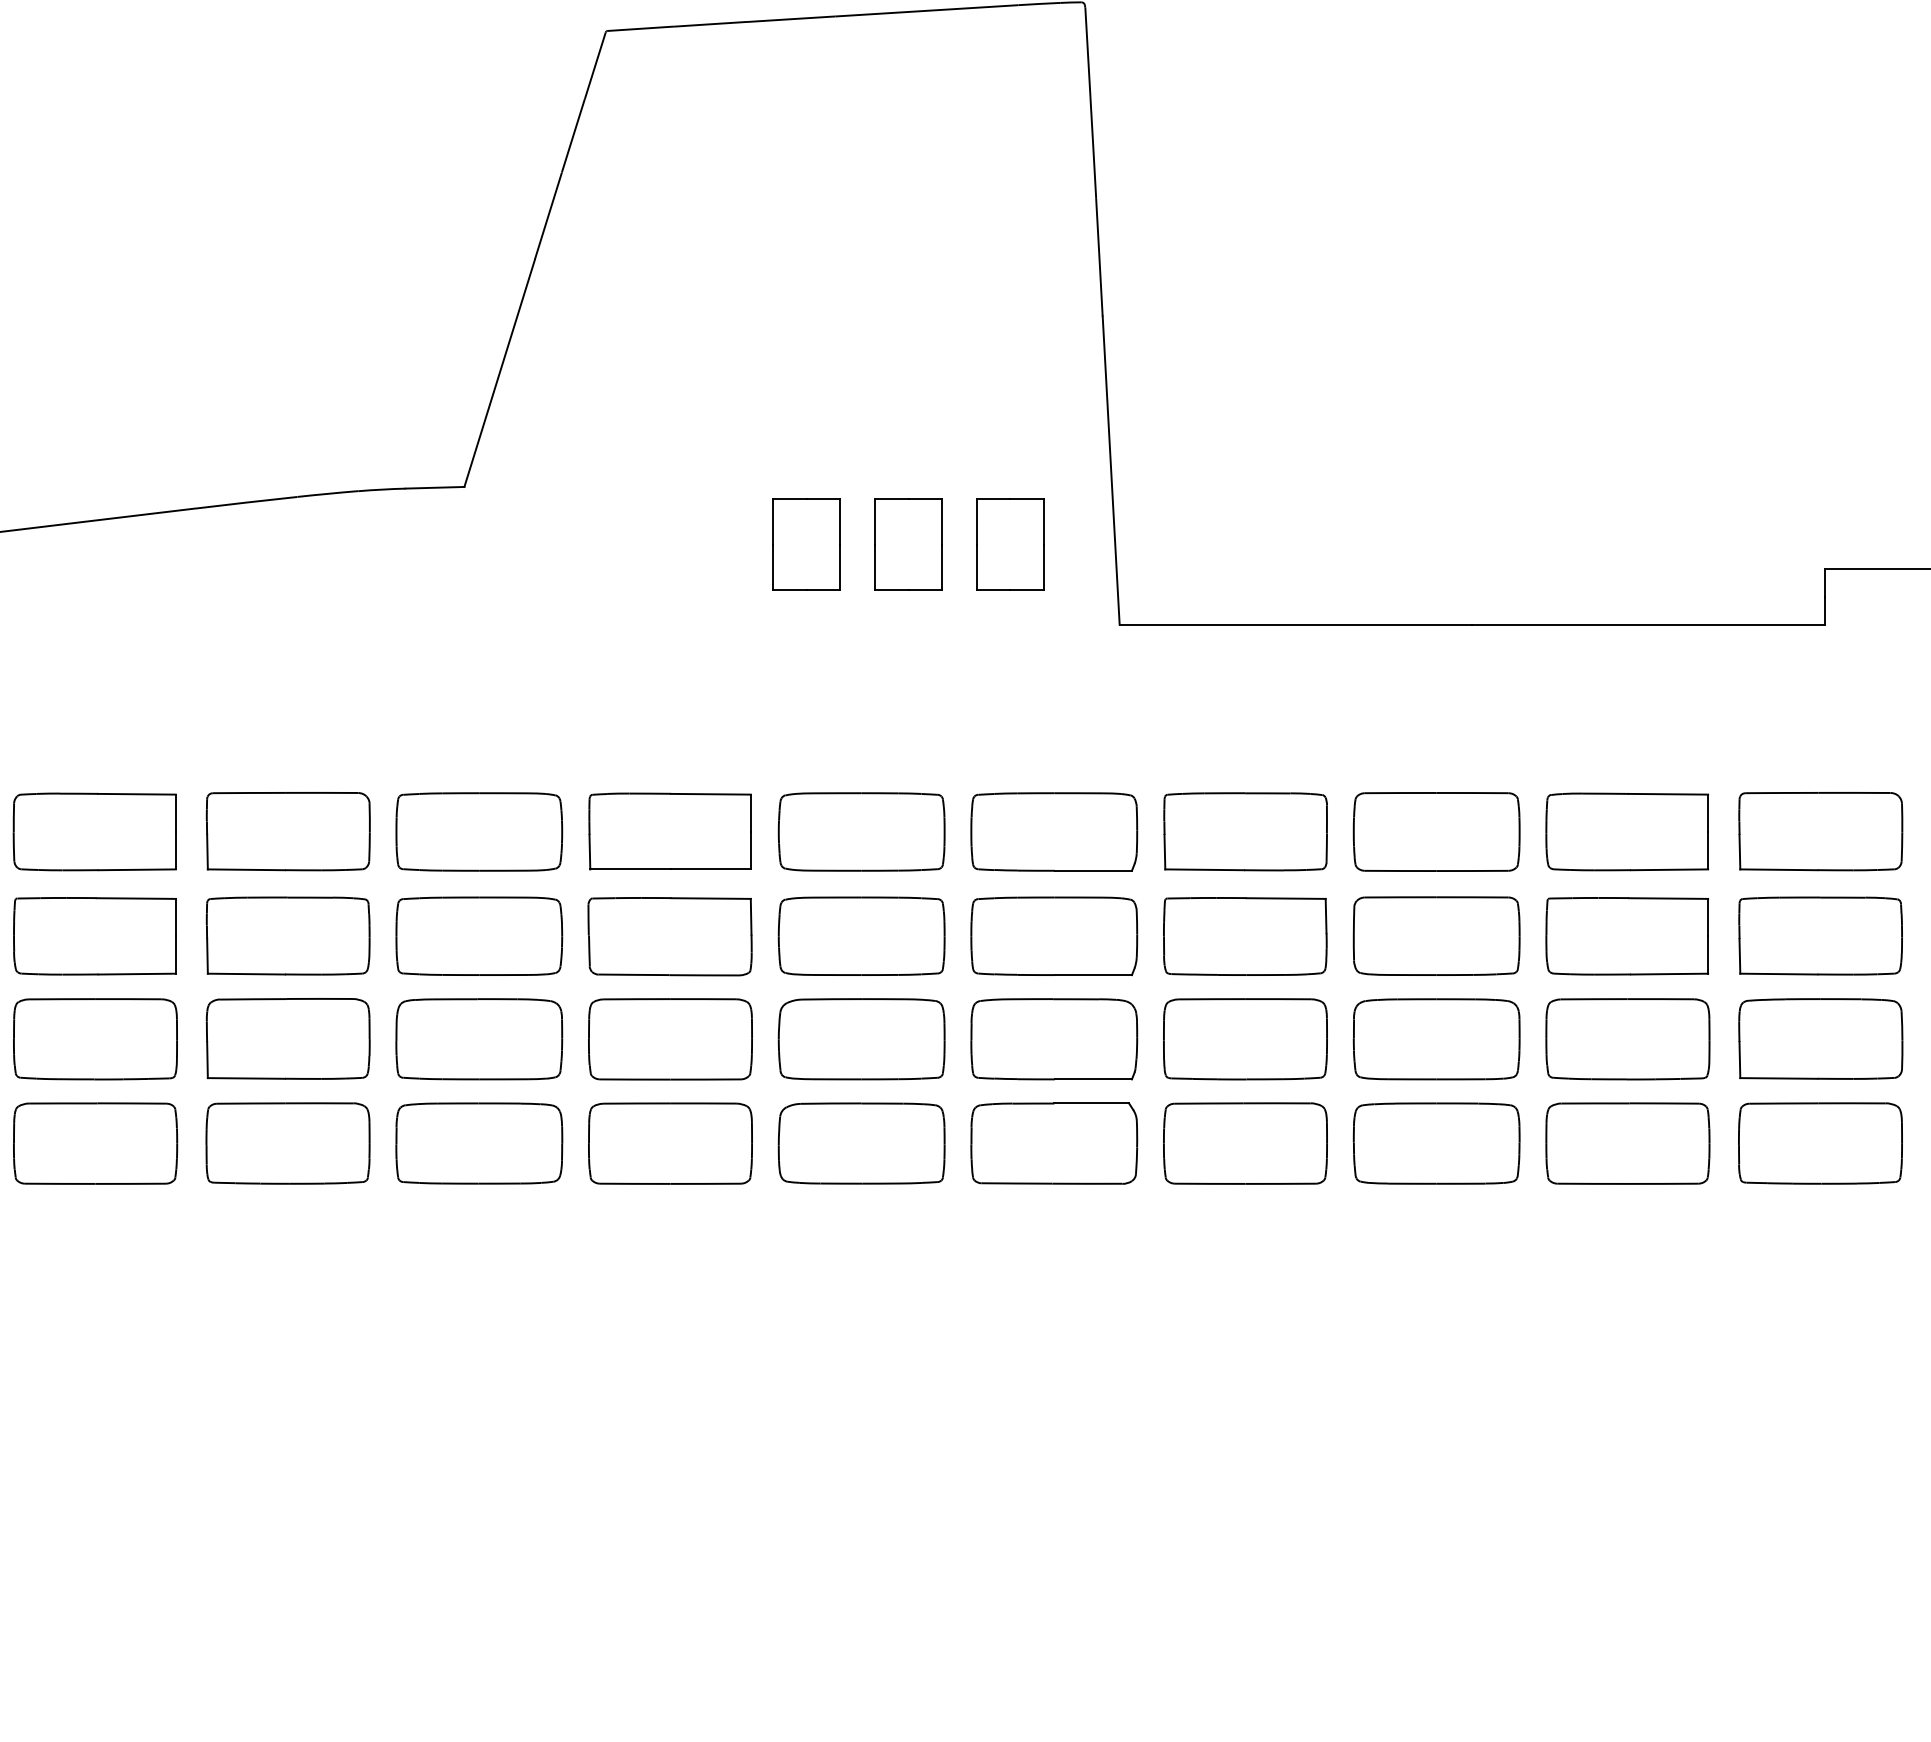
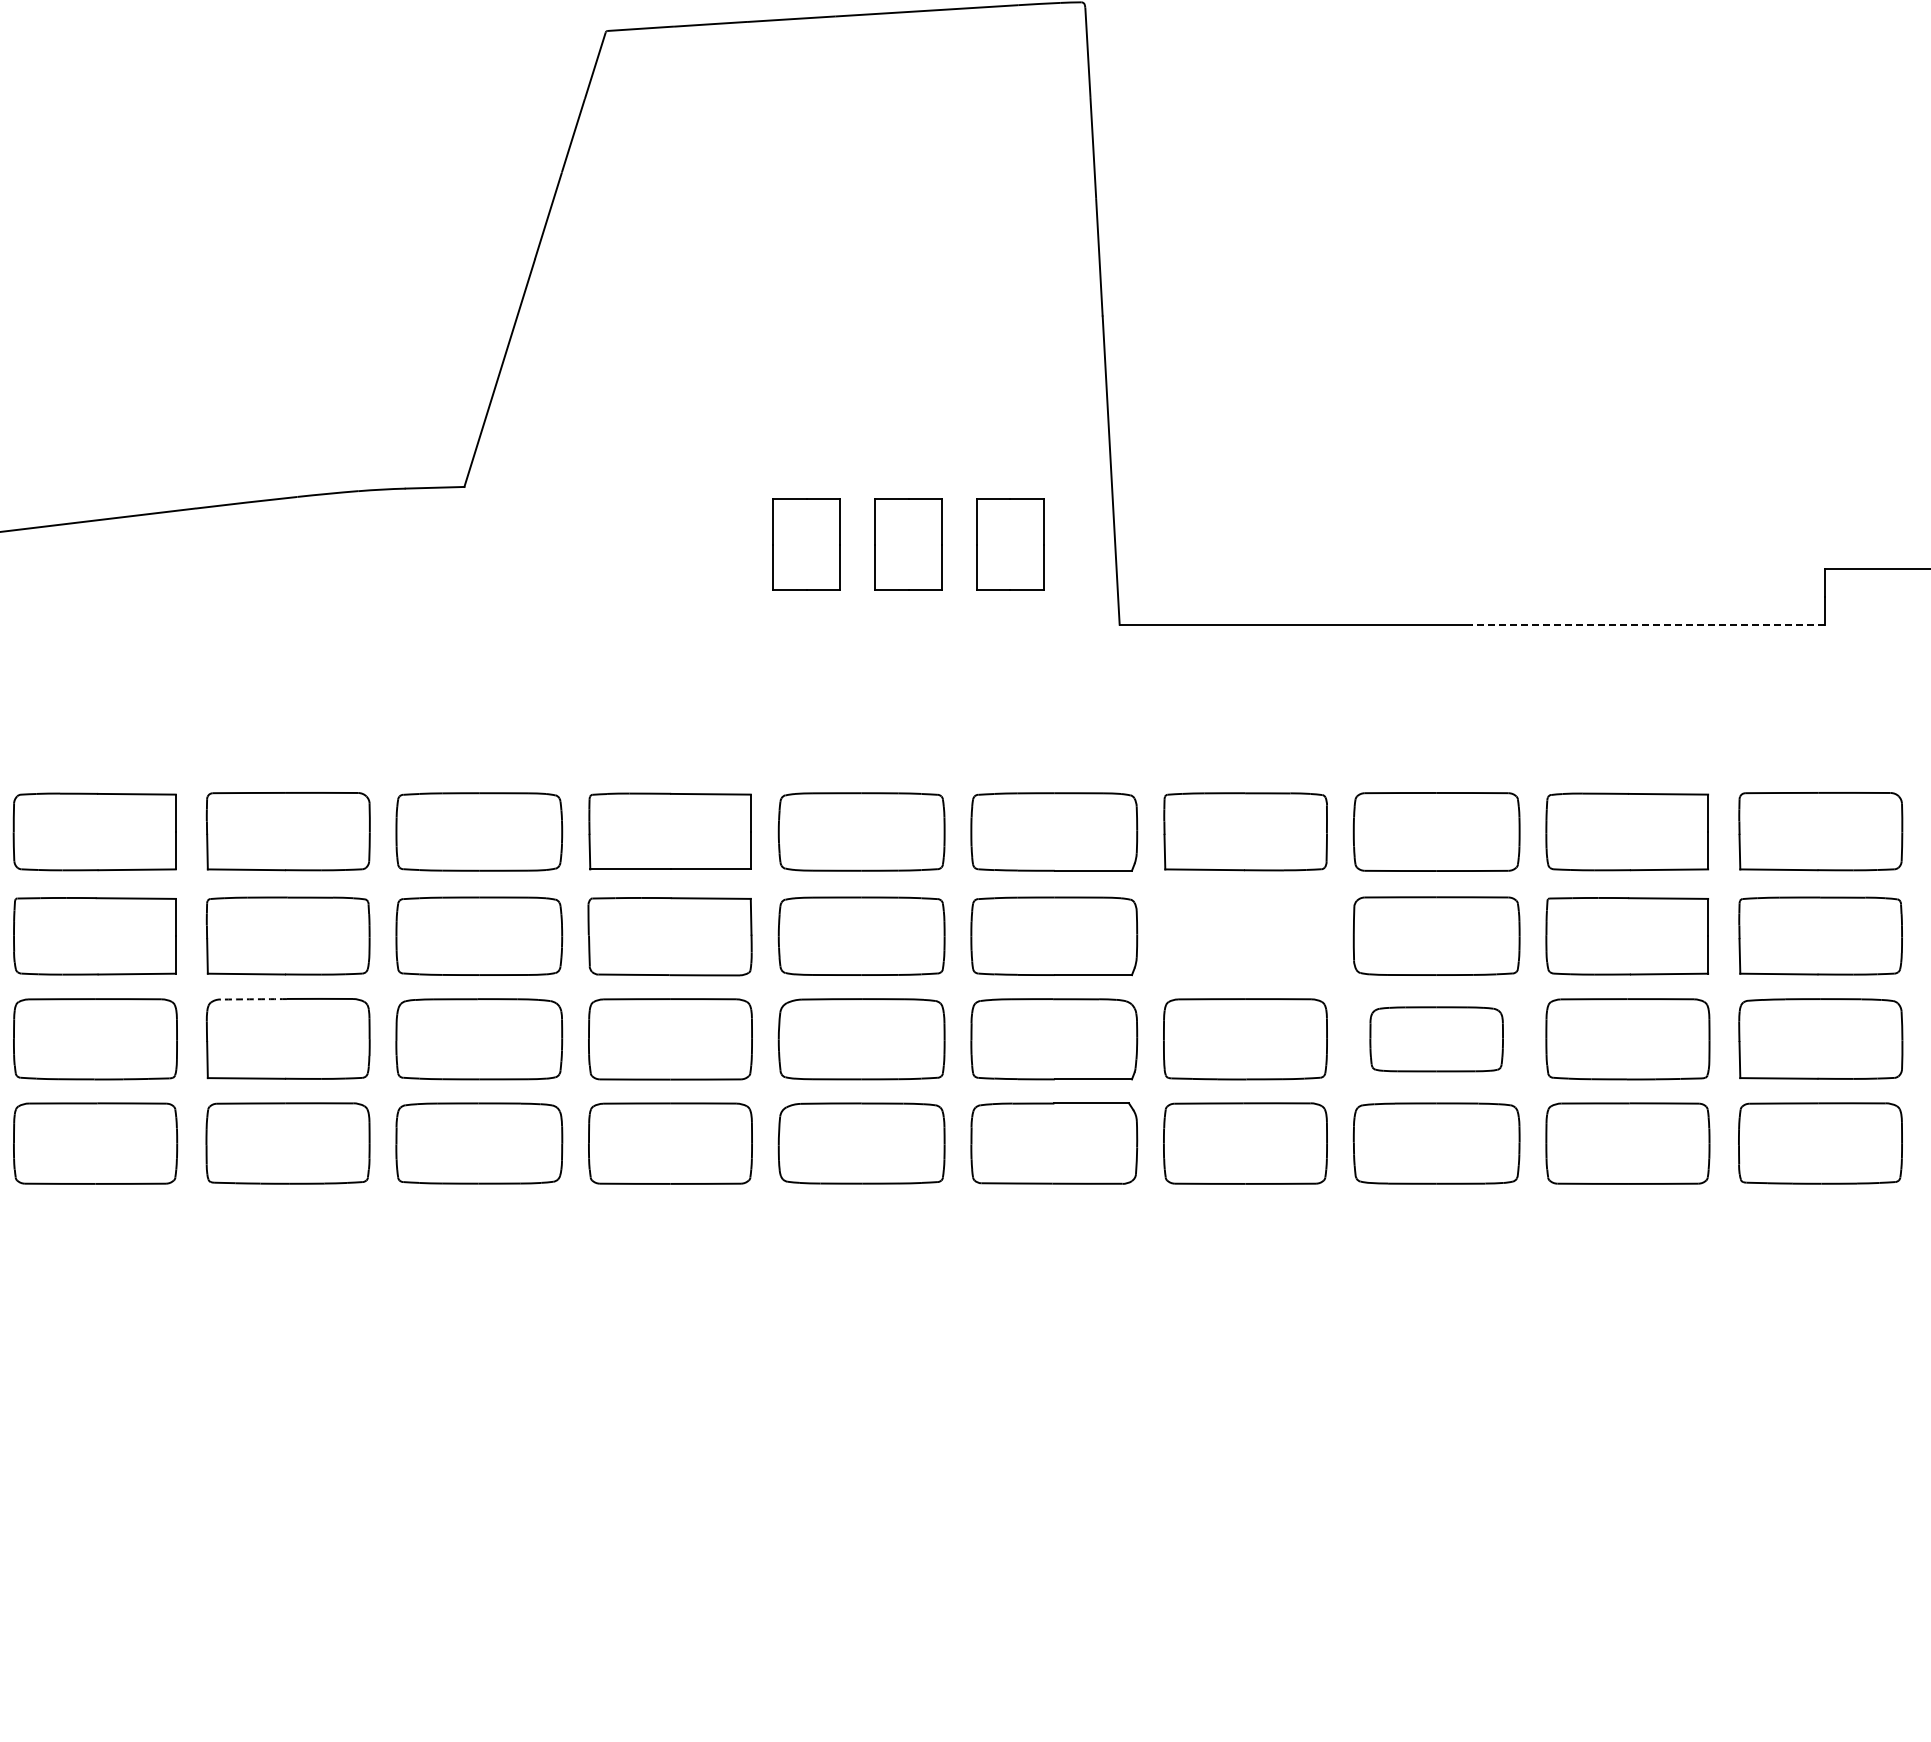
line: solid -> dashed (1647, 624)
part: present -> none (1245, 936)
arc: solid -> dashed (253, 999)
part size: 169x83 px -> 135x67 px (1436, 1039)
